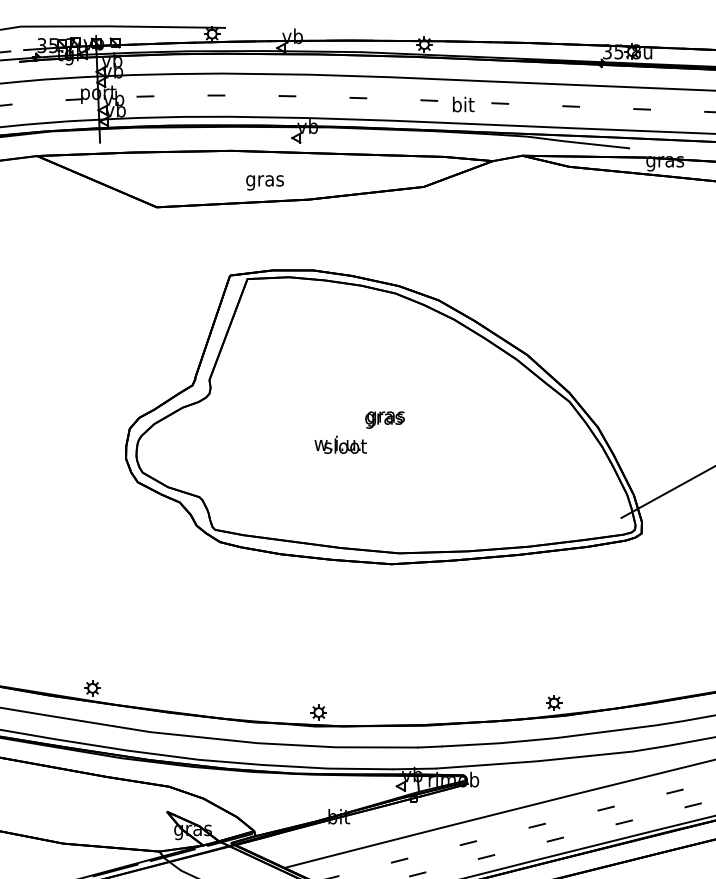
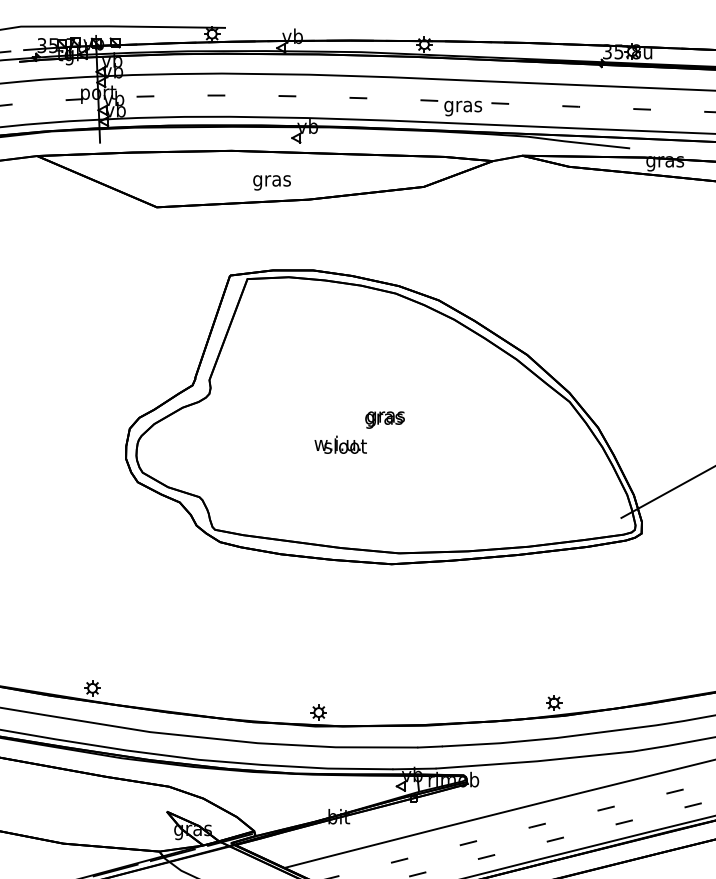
text: bit -> gras (463, 106)
text position: (264, 182) -> (271, 182) (271, 182)
